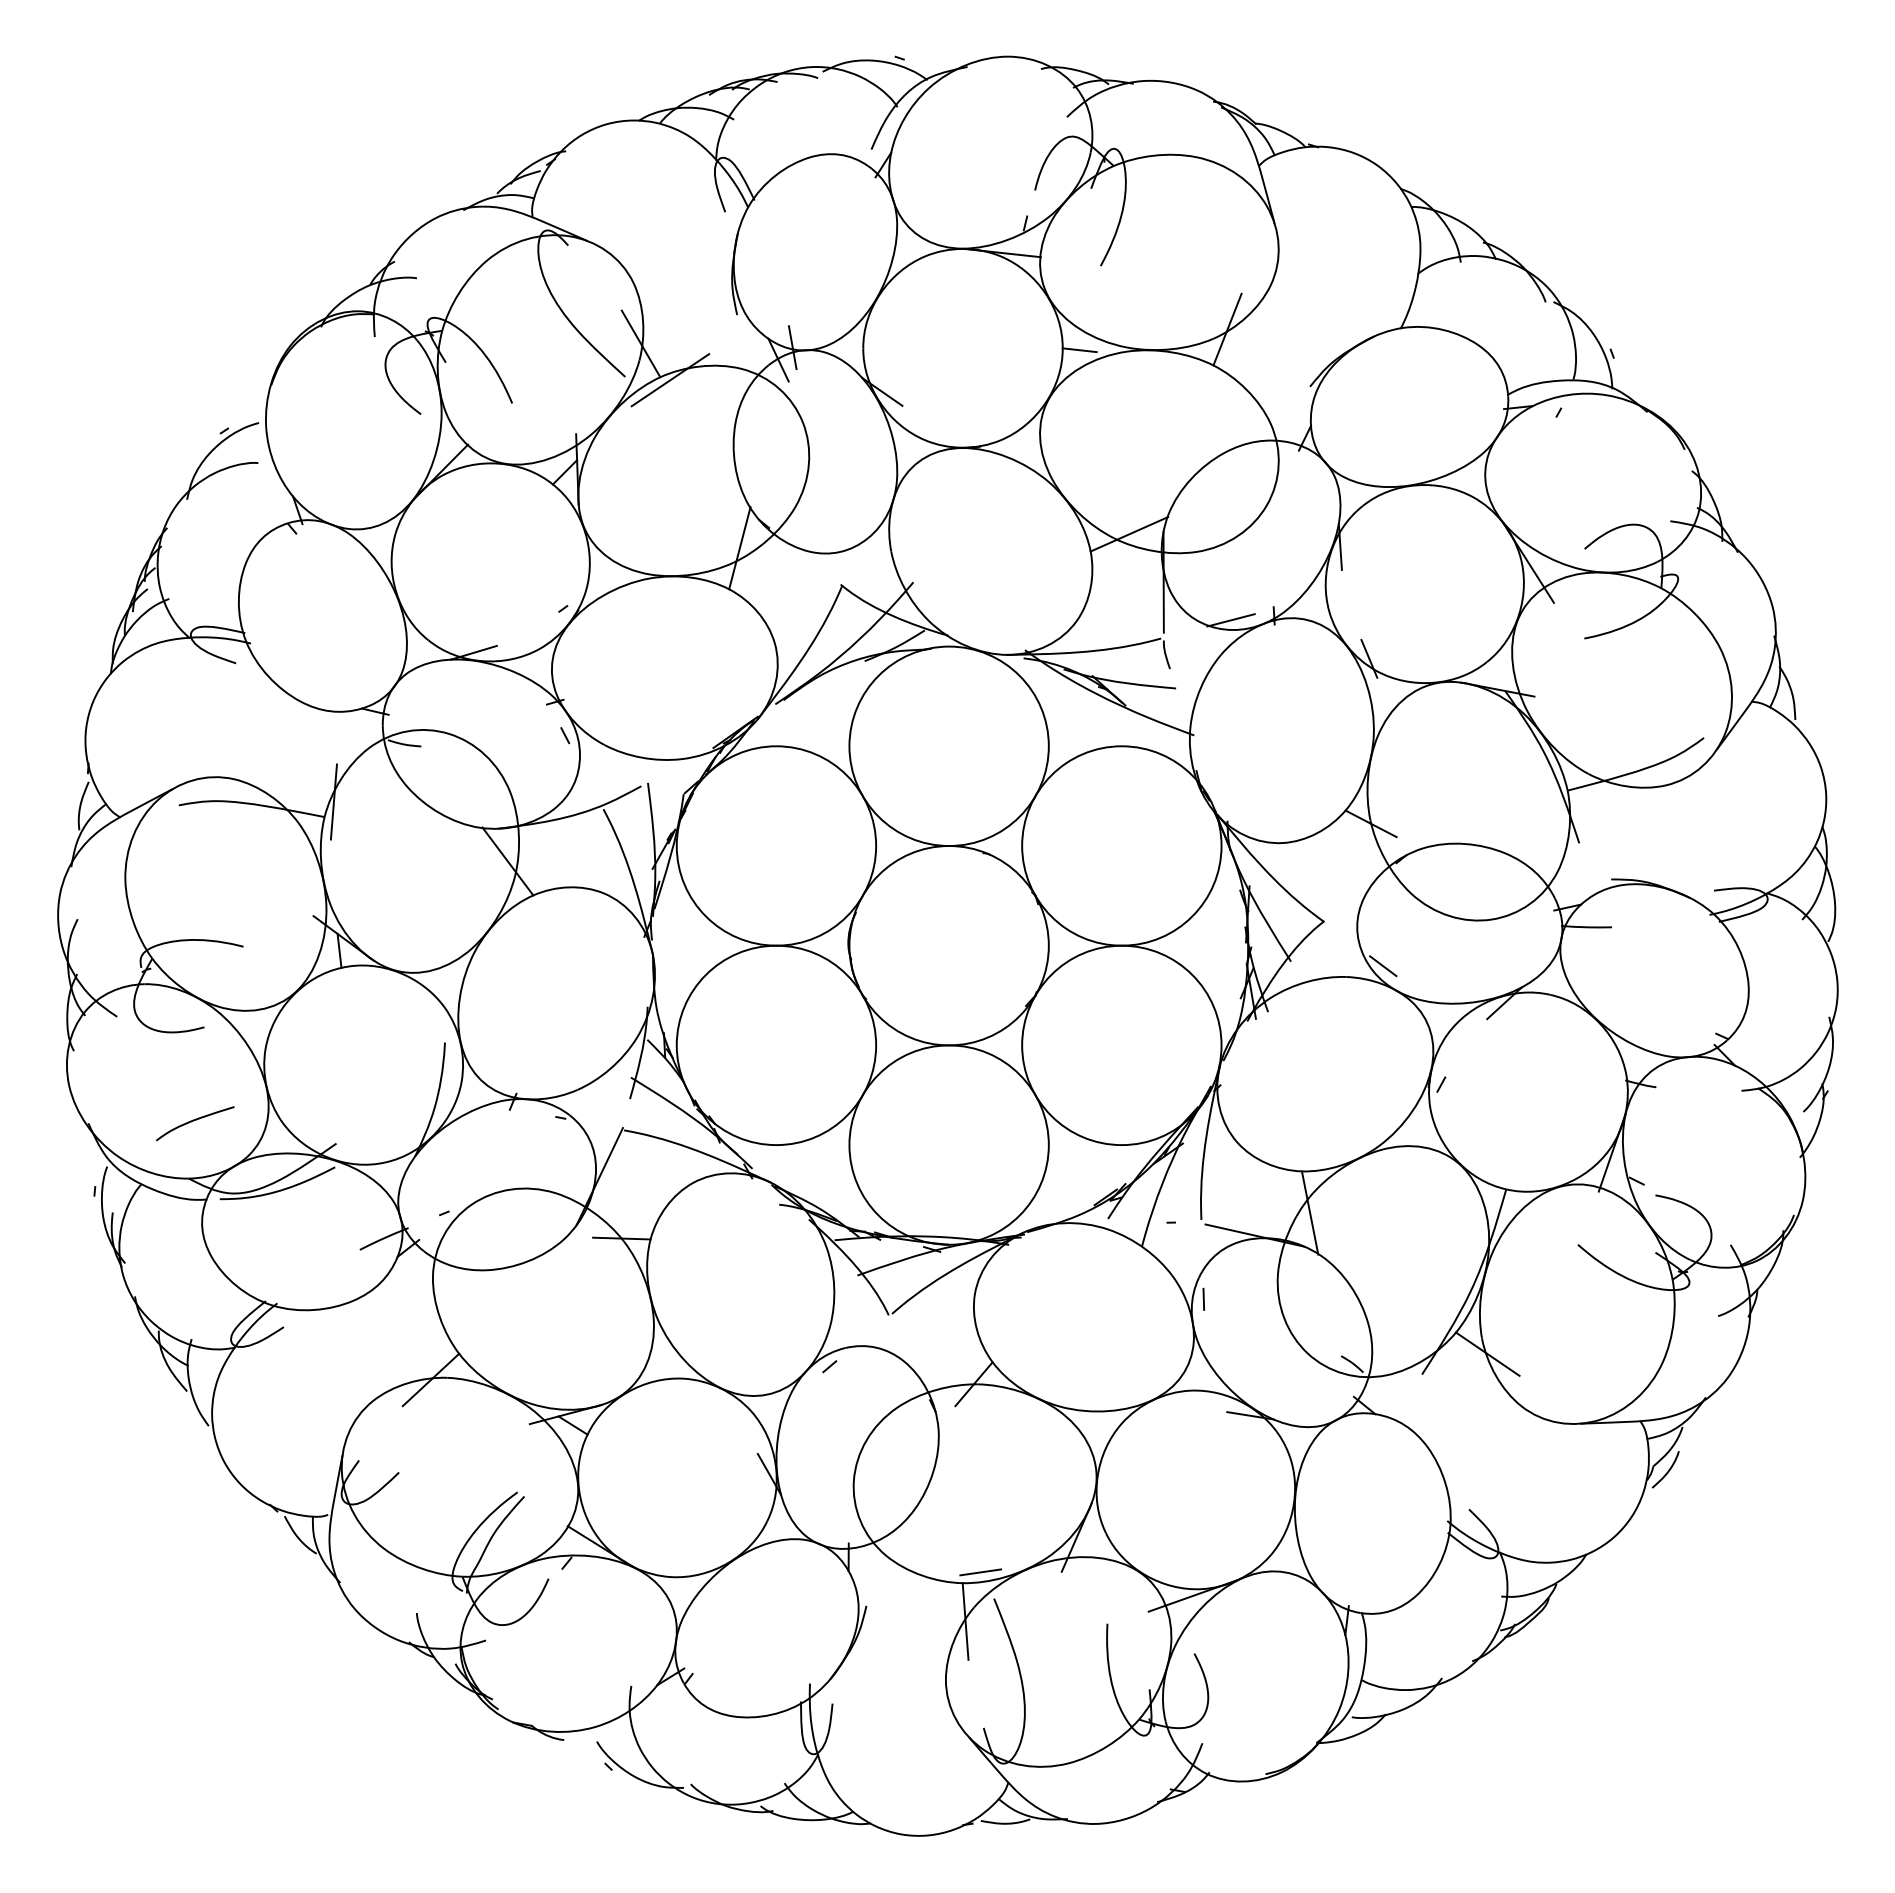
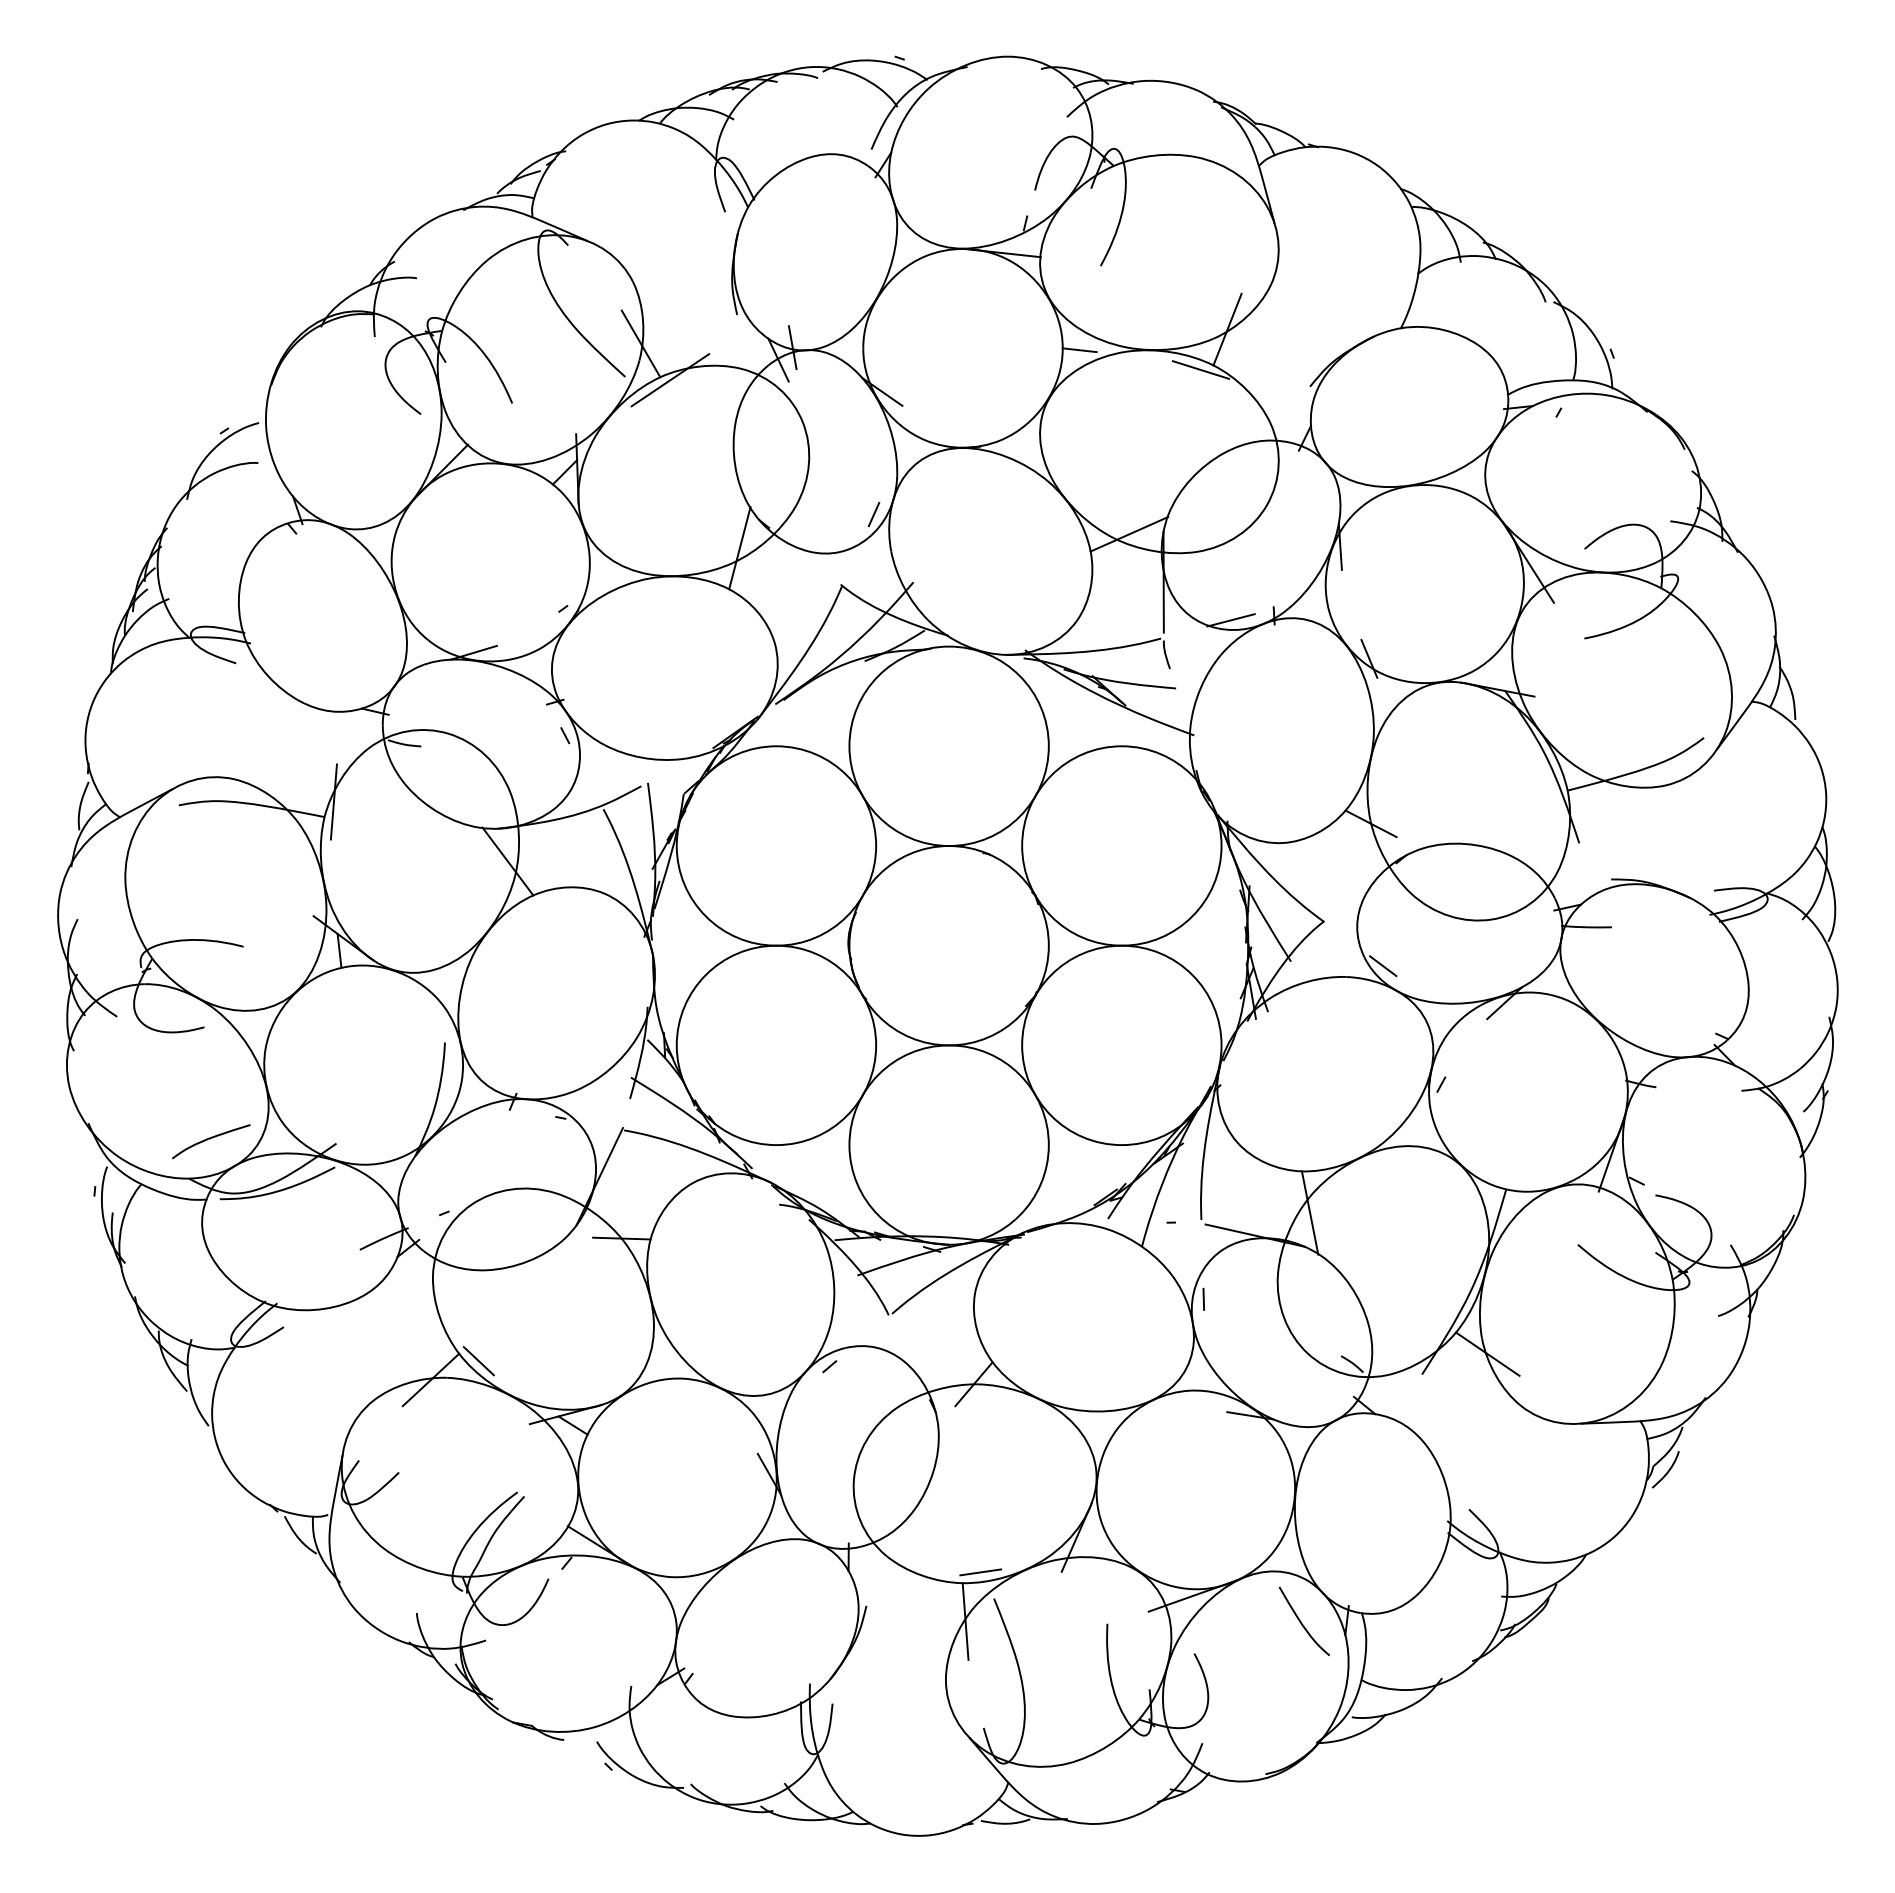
line: none -> present (1200, 369)
line: none -> present (873, 514)
curve position: (194, 1121) -> (210, 1139) (210, 1139)
line: none -> present (478, 1361)
curve: none -> present (1301, 1621)
